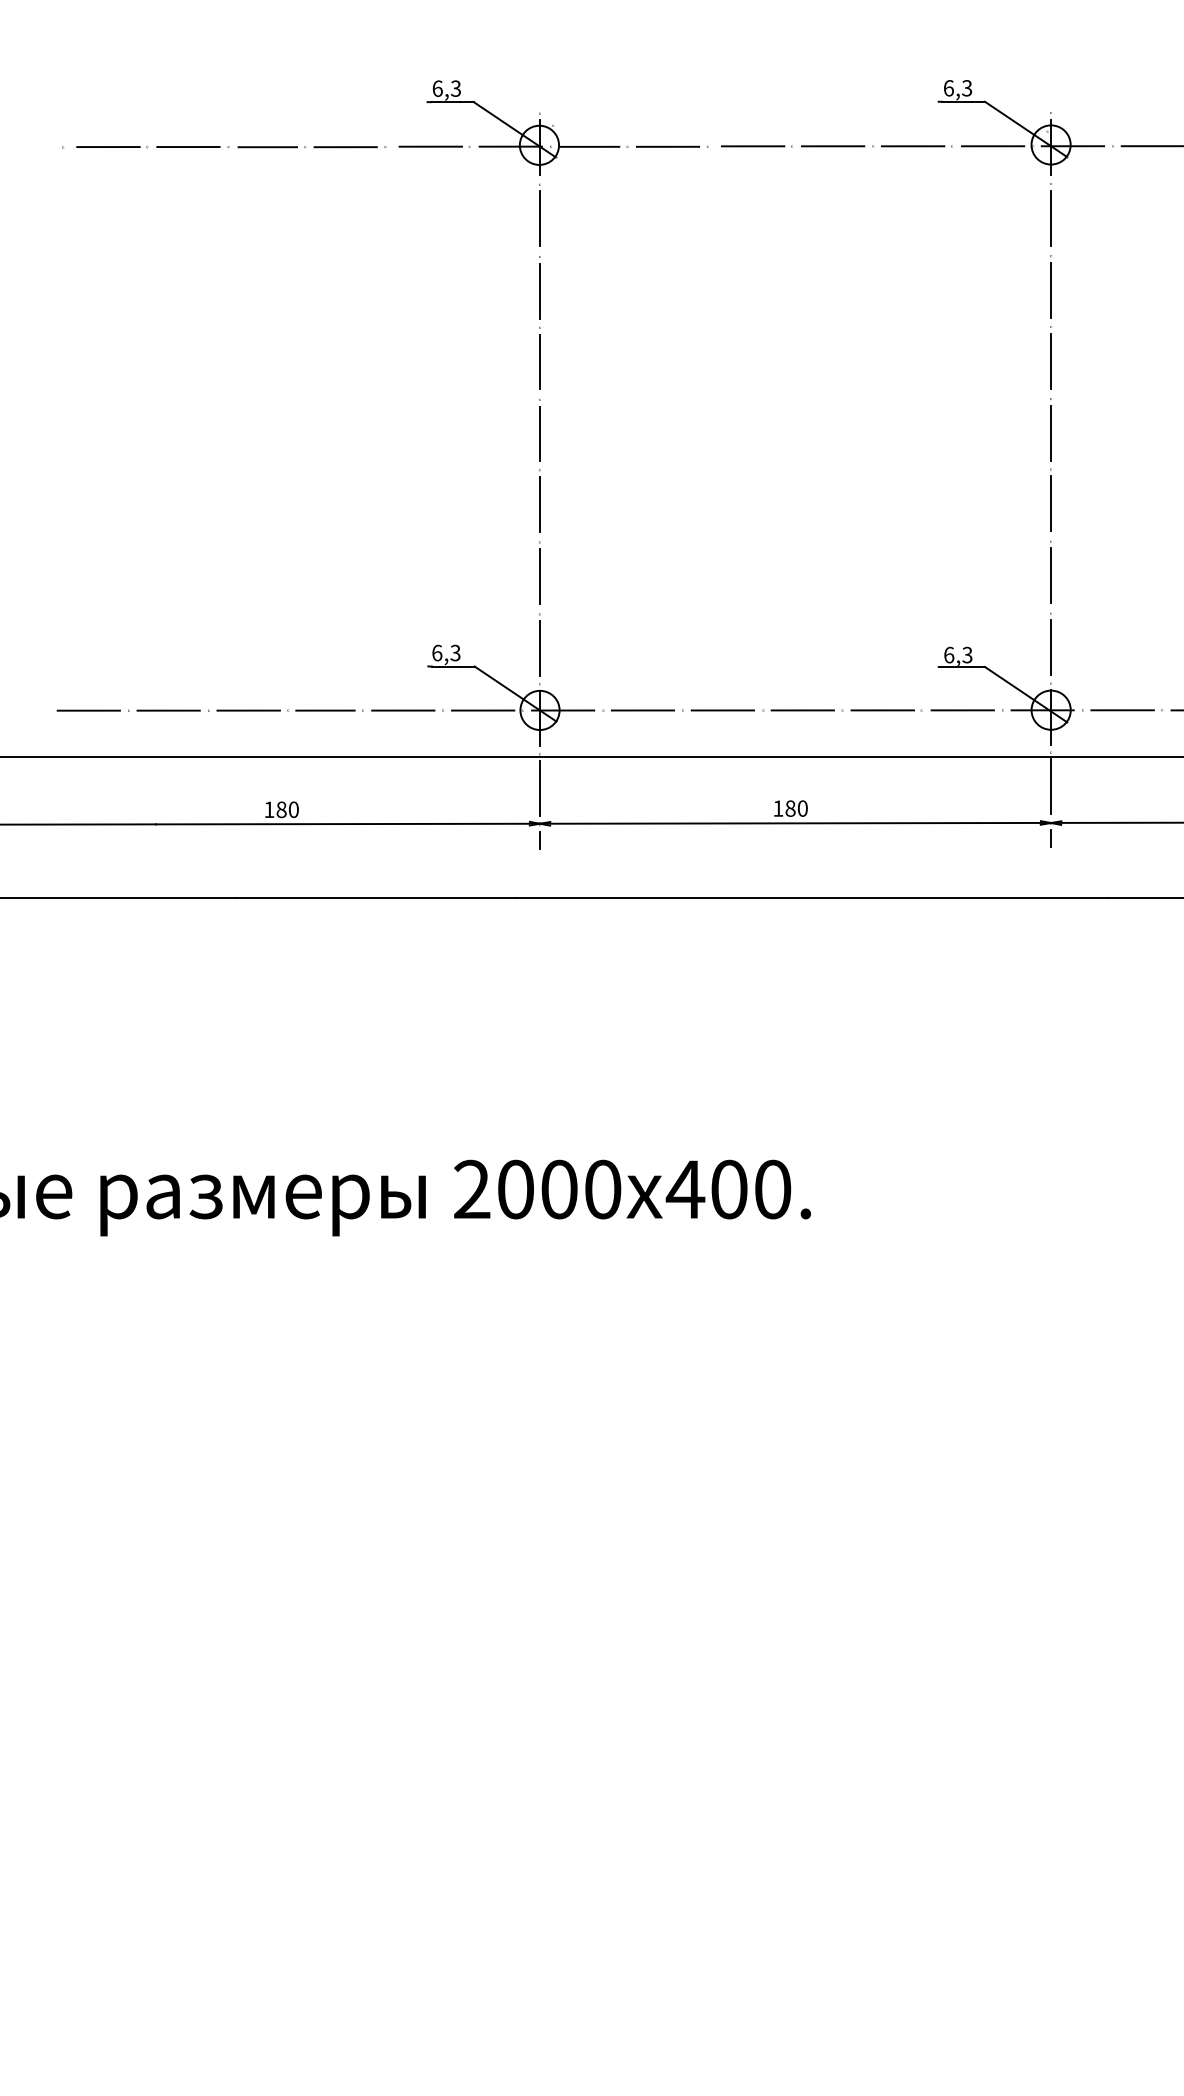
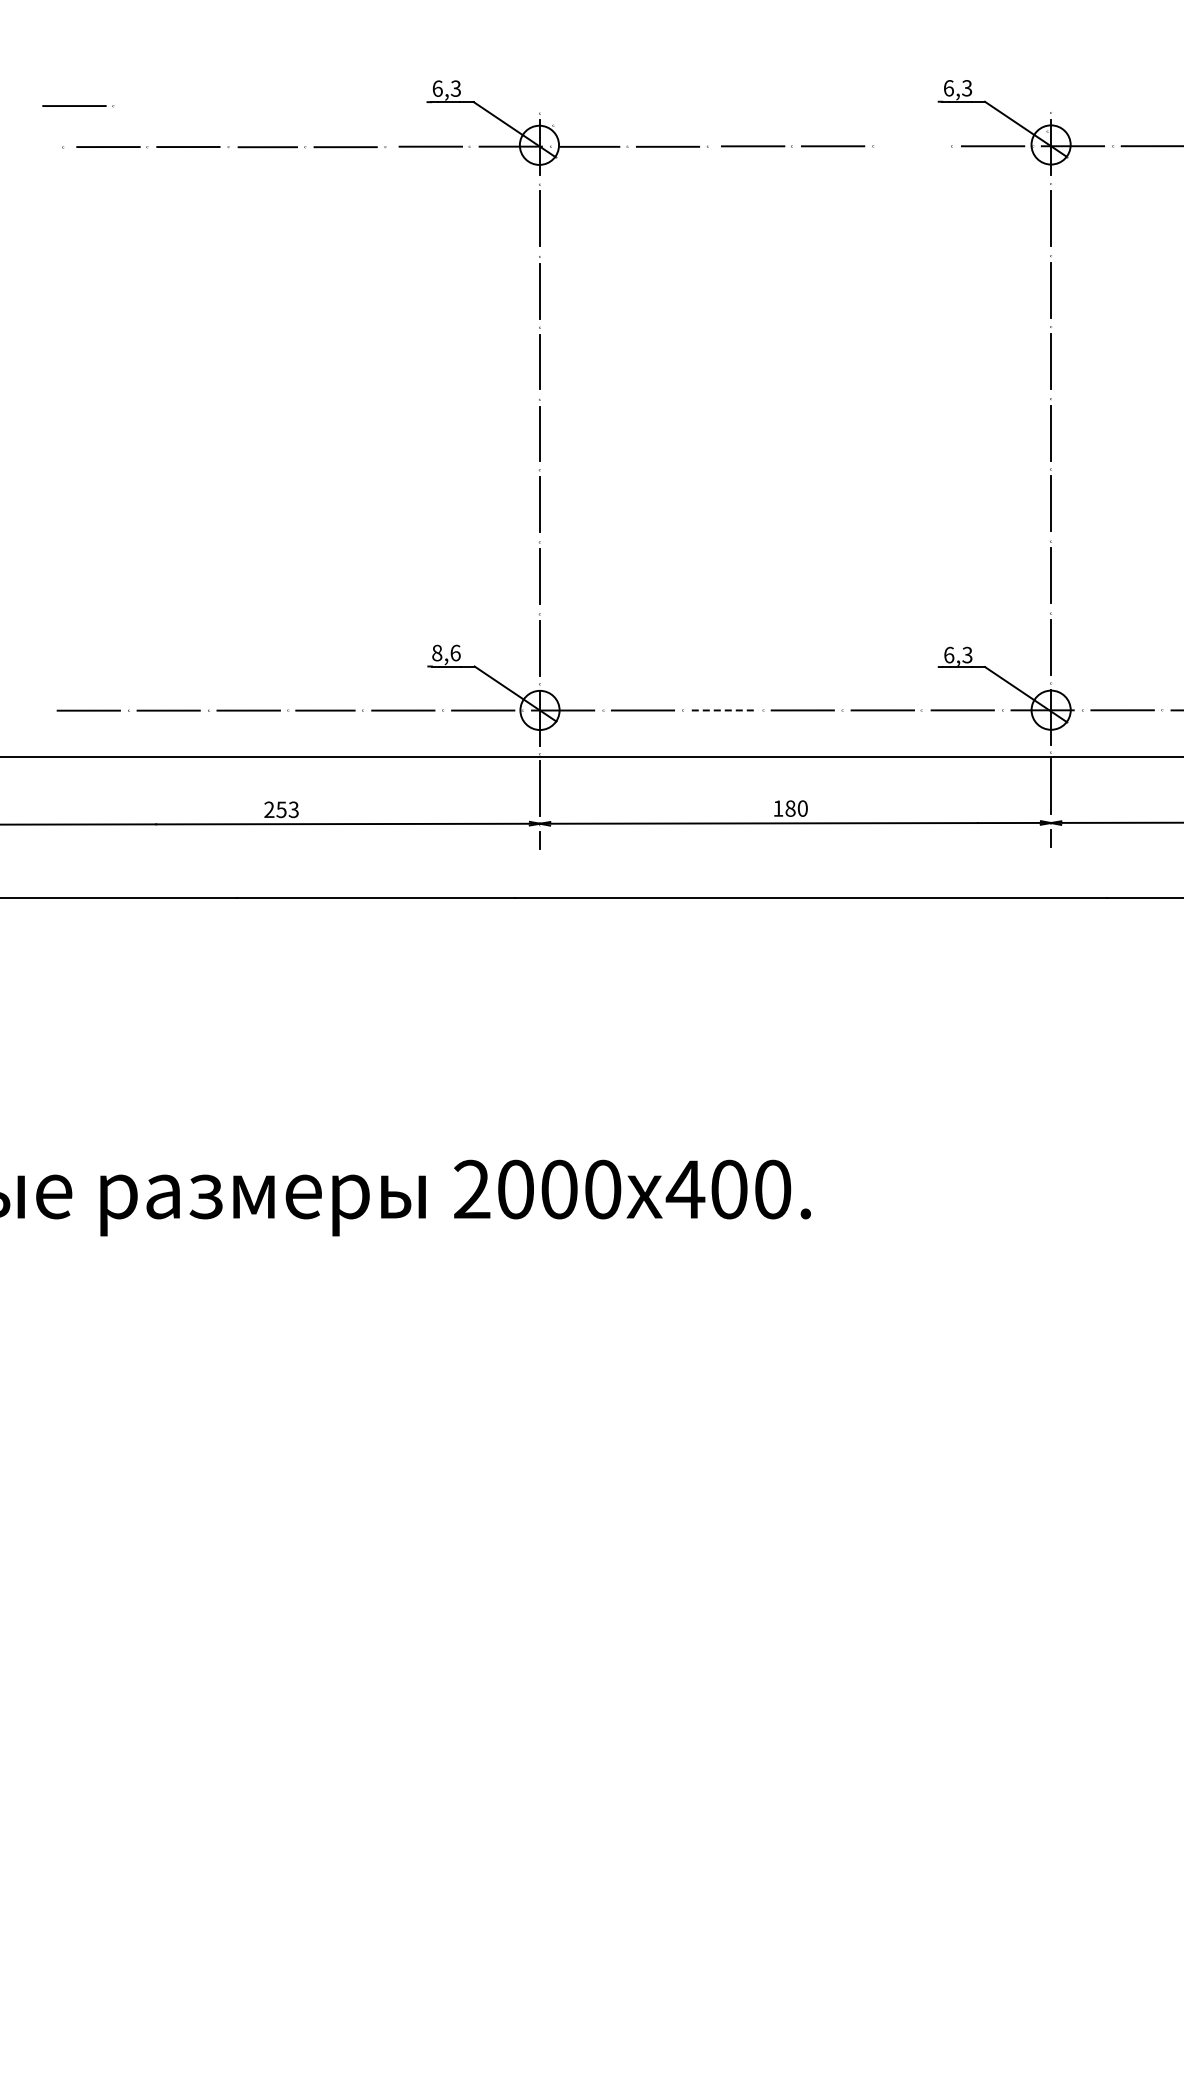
line: none -> present (78, 106)
line: present -> none (912, 146)
text: 6,3 -> 8,6 (446, 652)
line: solid -> dashed (723, 710)
text: 180 -> 253 (281, 809)
